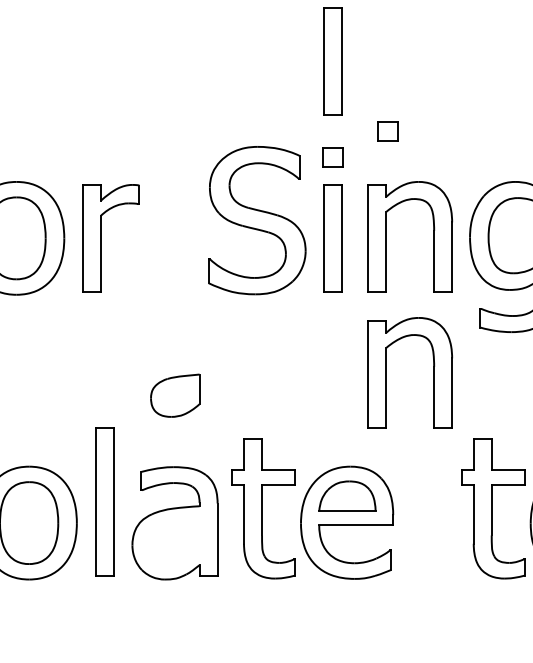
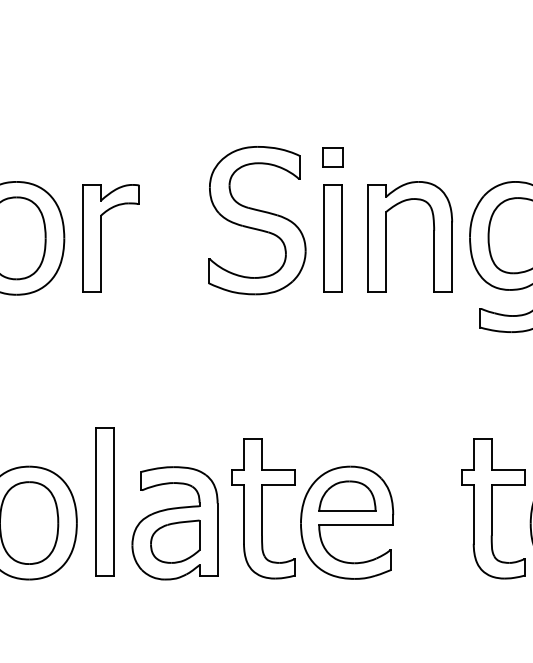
part: present -> none (332, 61)
part: present -> none (387, 131)
part: present -> none (386, 372)
part position: (175, 395) -> (175, 541) (175, 541)
